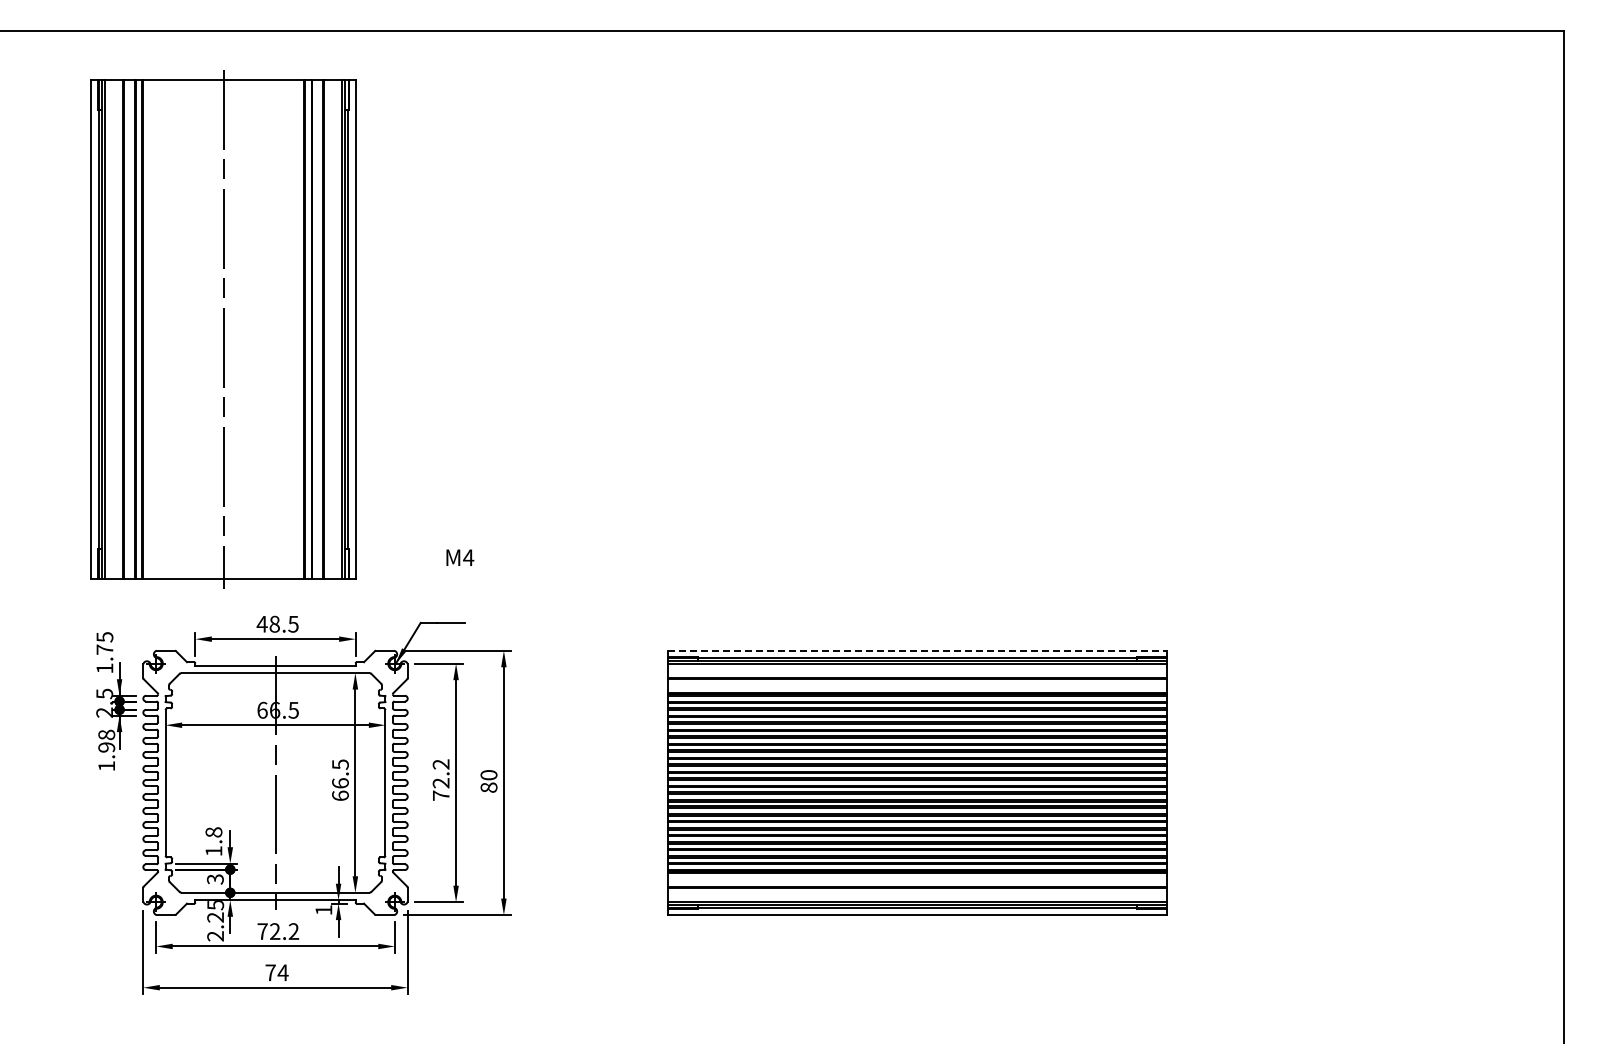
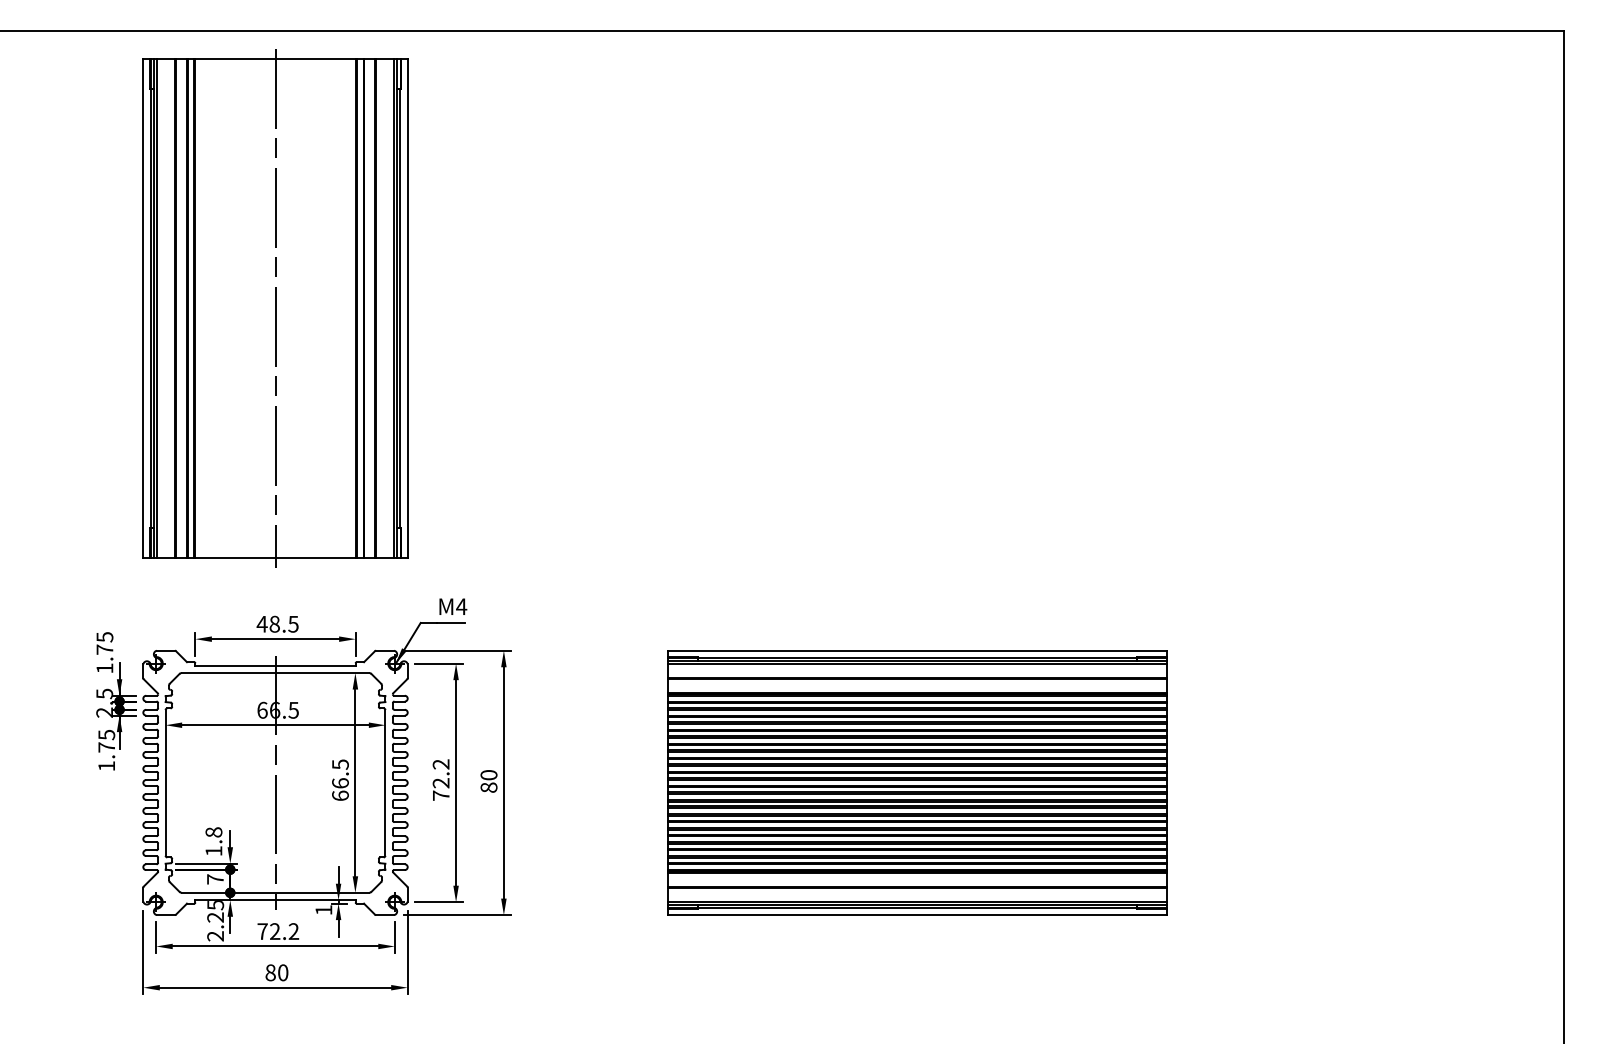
part position: (223, 329) -> (275, 308) (275, 308)
text position: (460, 557) -> (453, 606) (453, 606)
line: dashed -> solid (917, 650)
text: 1.98 -> 1.75 (106, 740)
text: 3 -> 7 (214, 879)
text: 74 -> 80 (276, 972)
